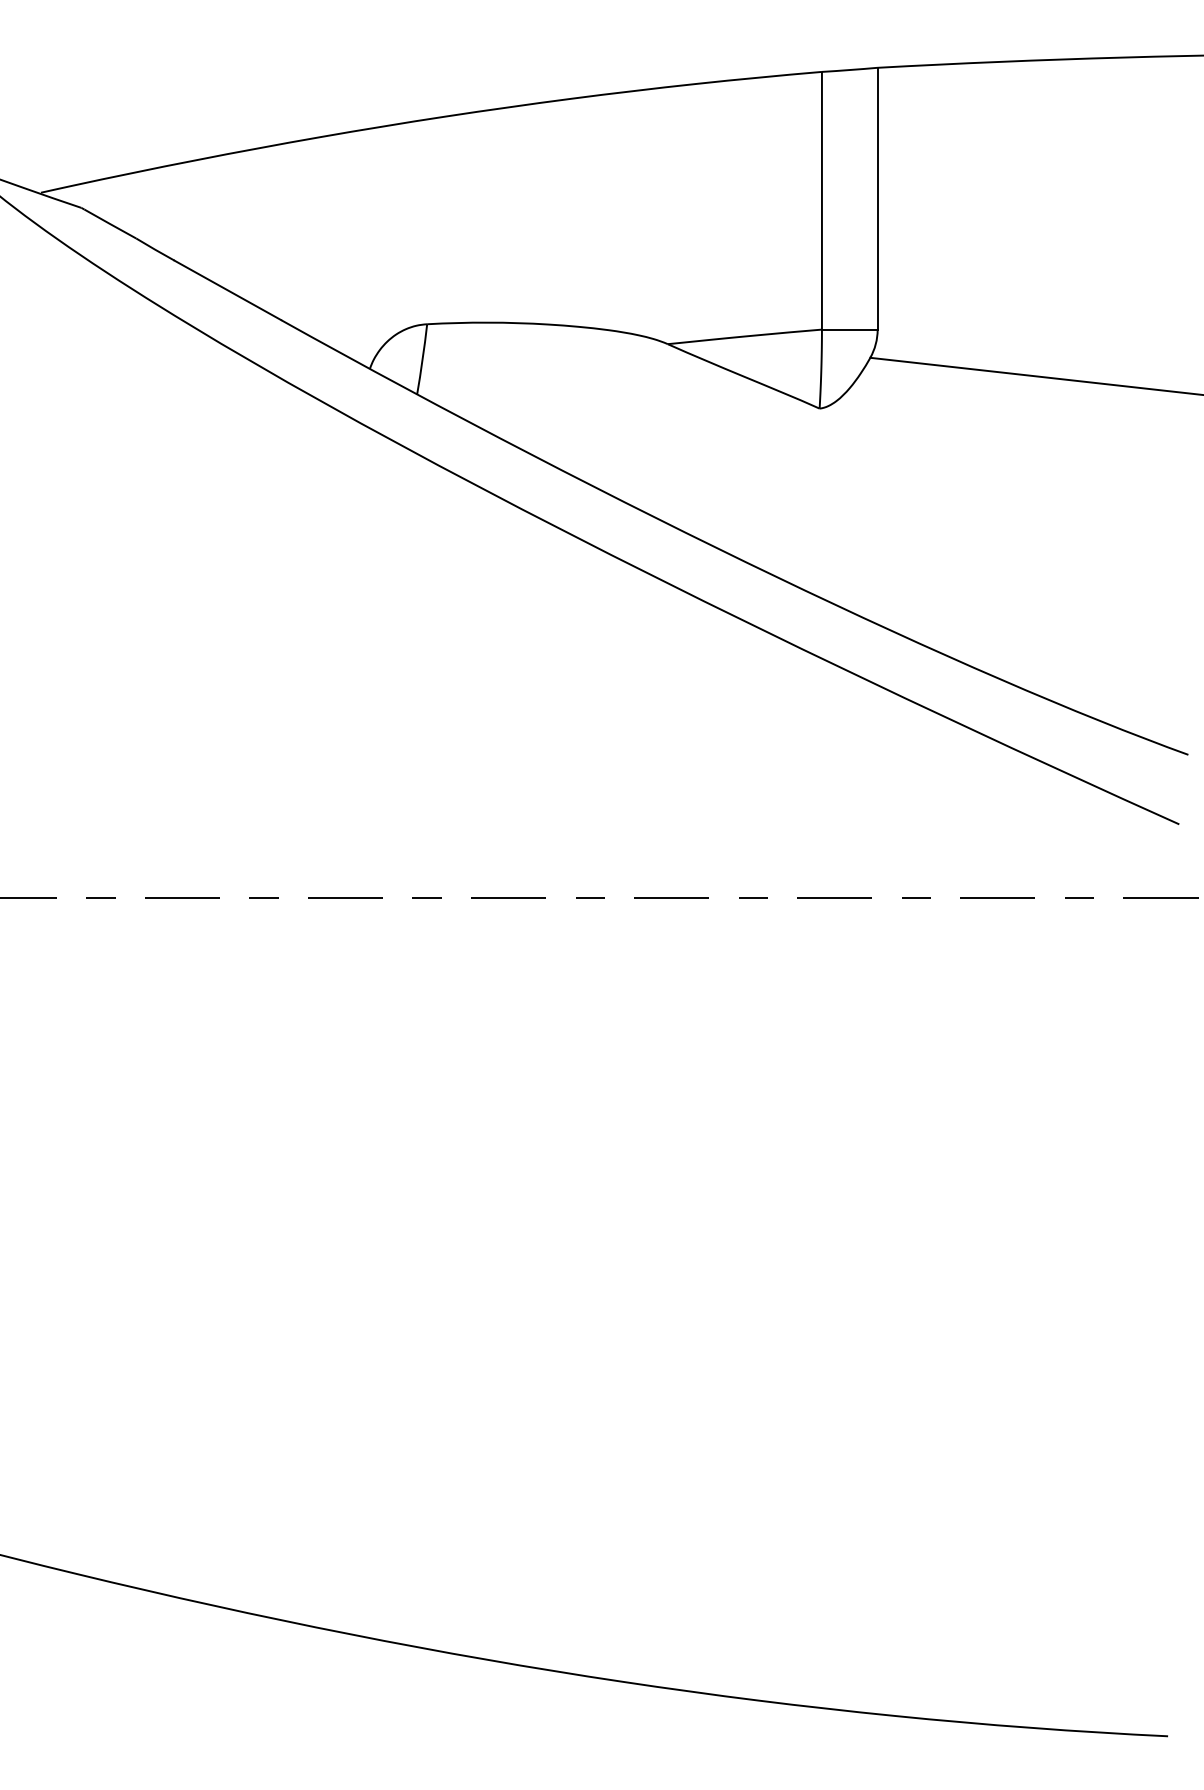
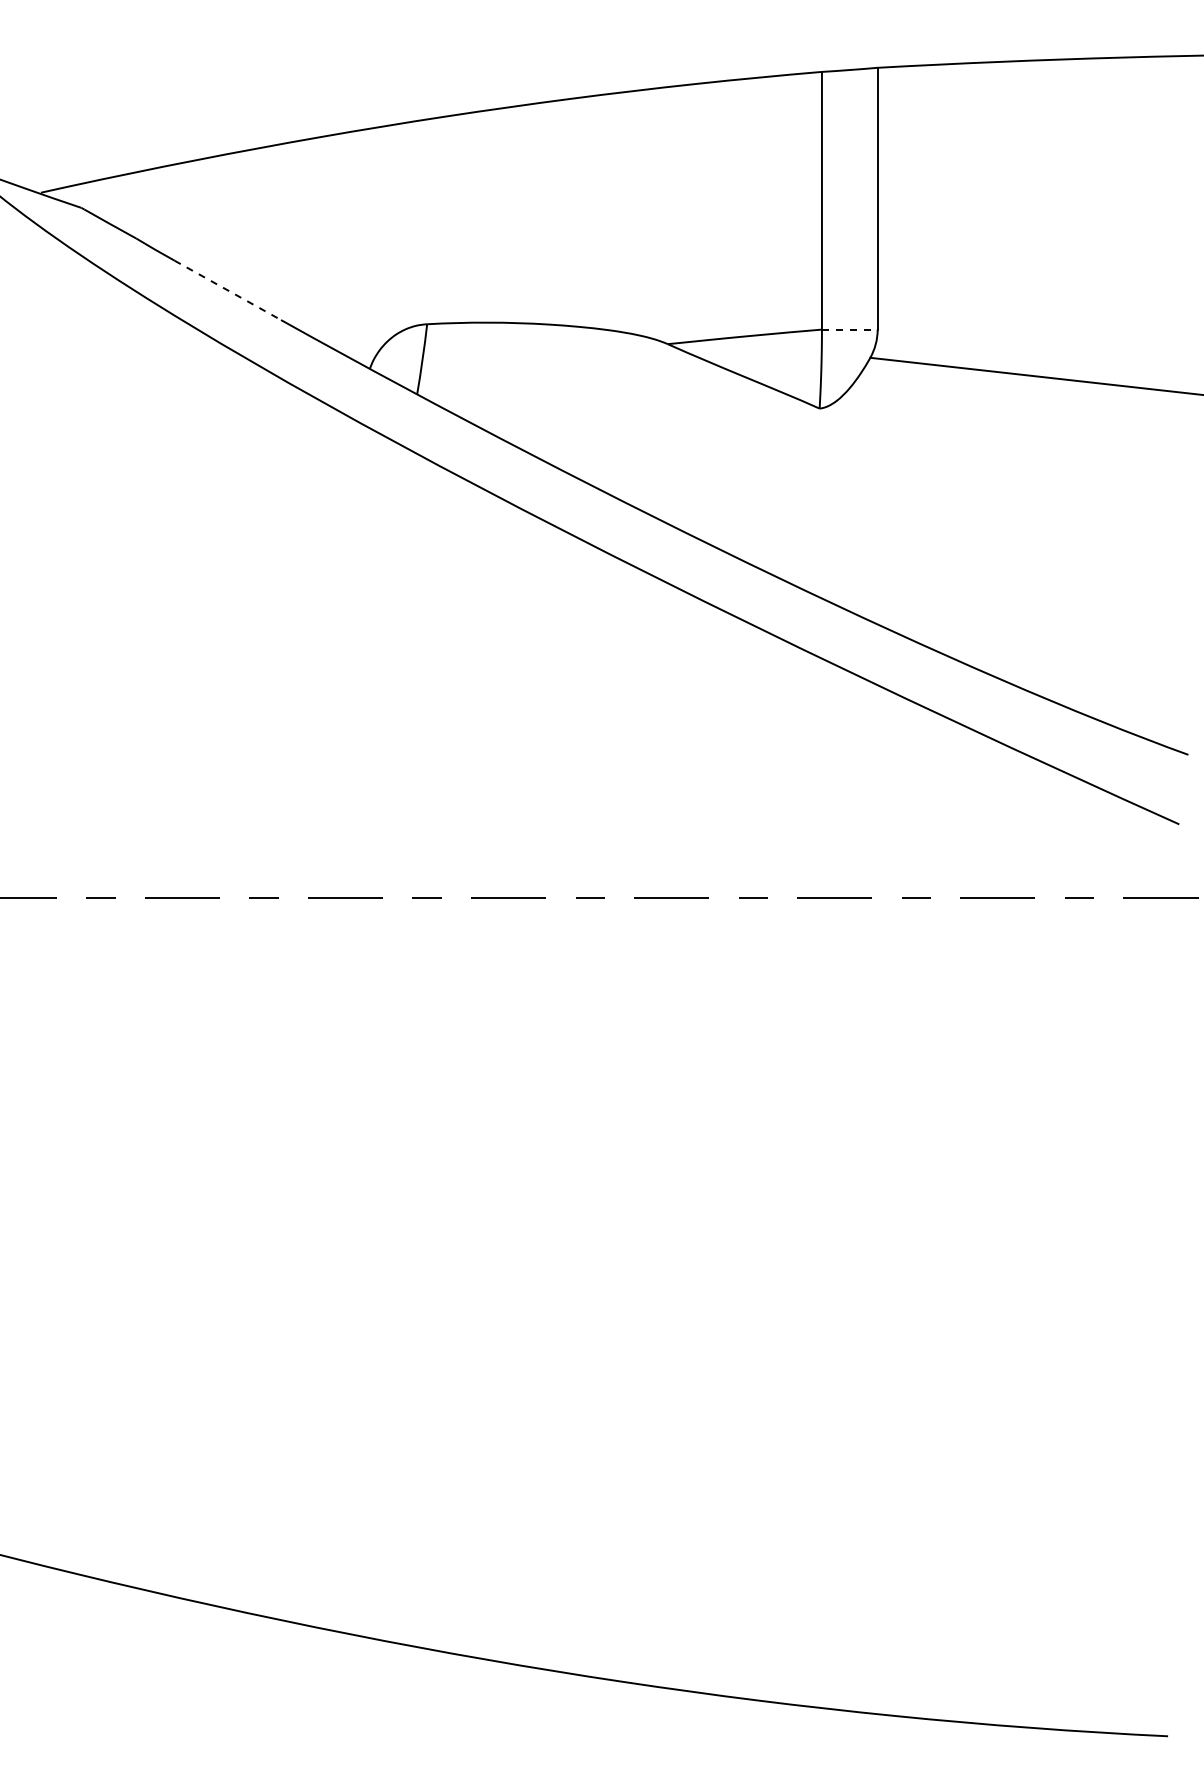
line: solid -> dashed (227, 290)
line: solid -> dashed (849, 329)
